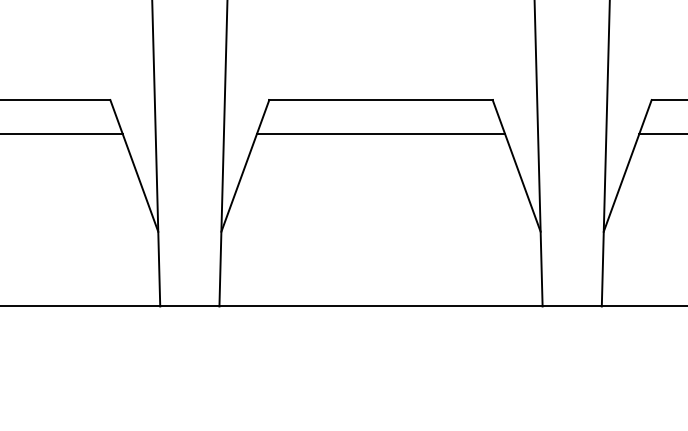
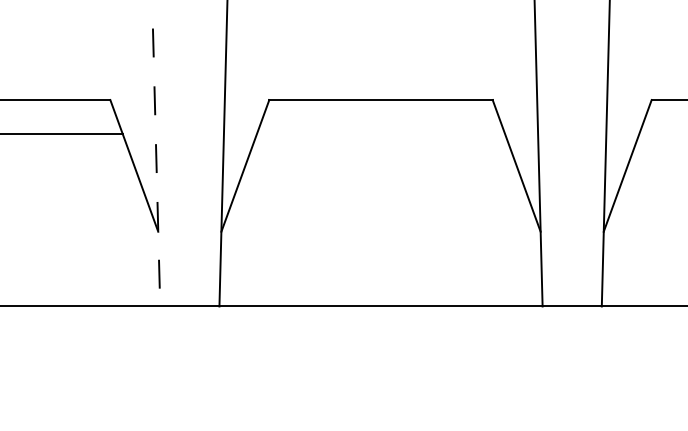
line: present -> none (380, 133)
line: present -> none (661, 133)
line: solid -> dashed (156, 153)
